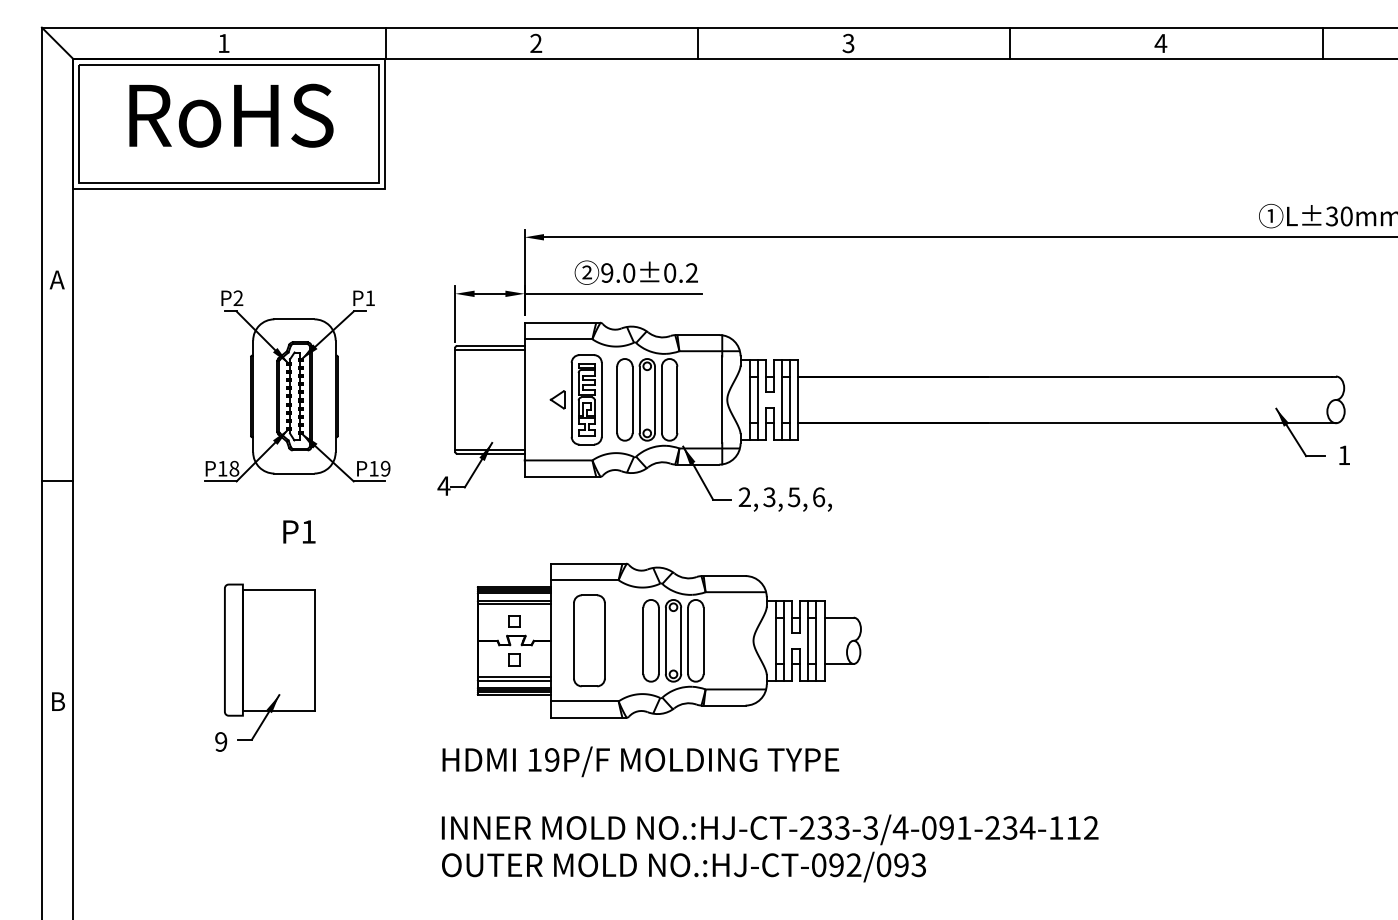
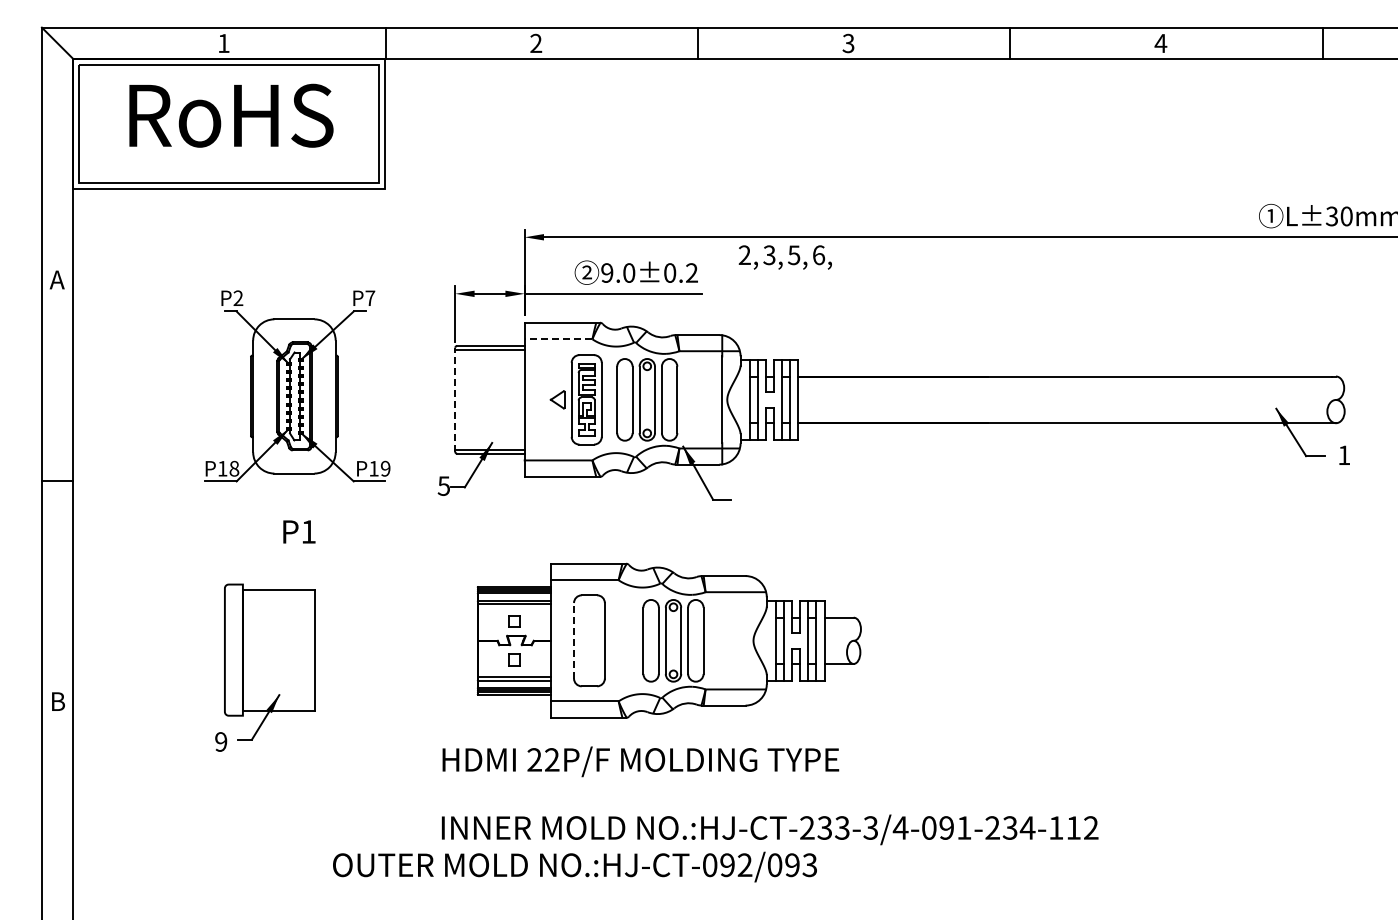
text: P1 -> P7 (370, 297)
line: solid -> dashed (558, 339)
line: solid -> dashed (455, 399)
text: 4 -> 5 (443, 485)
text position: (784, 499) -> (784, 257) (784, 257)
line: solid -> dashed (574, 640)
text: 19P/F -> 22P/F (543, 759)
text position: (683, 866) -> (574, 866) (574, 866)
